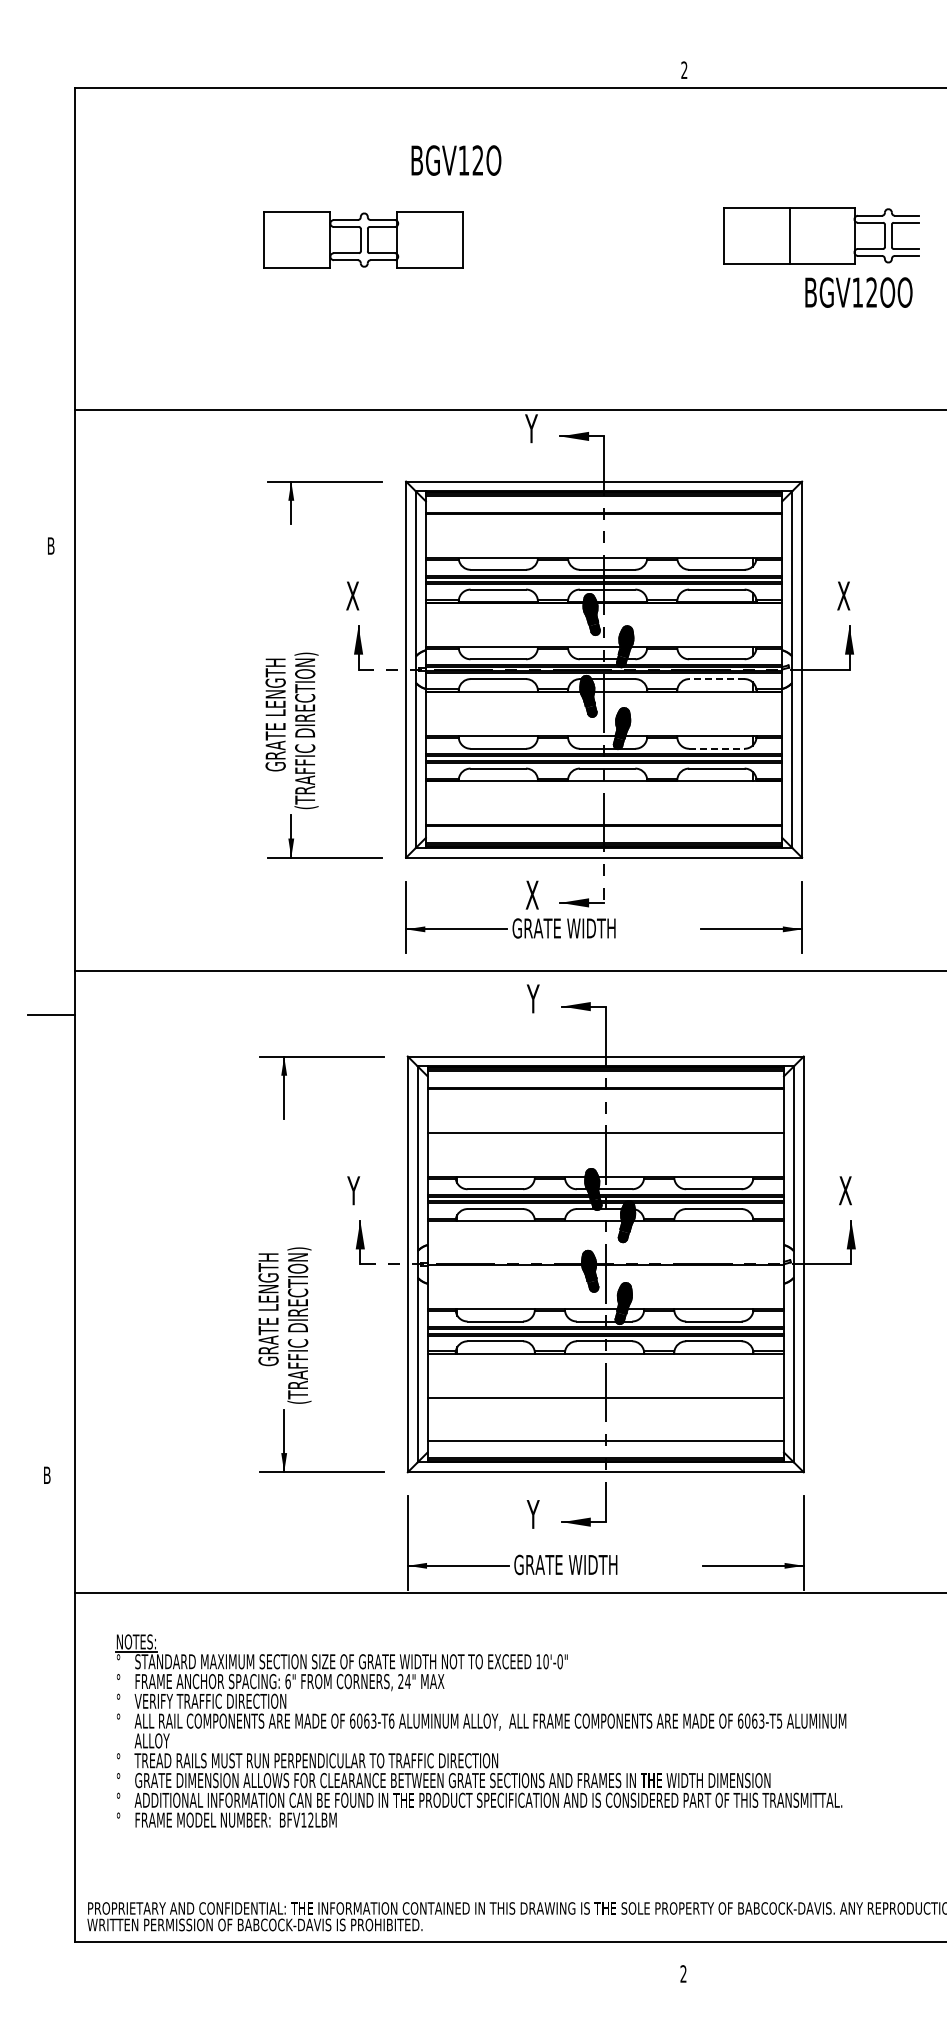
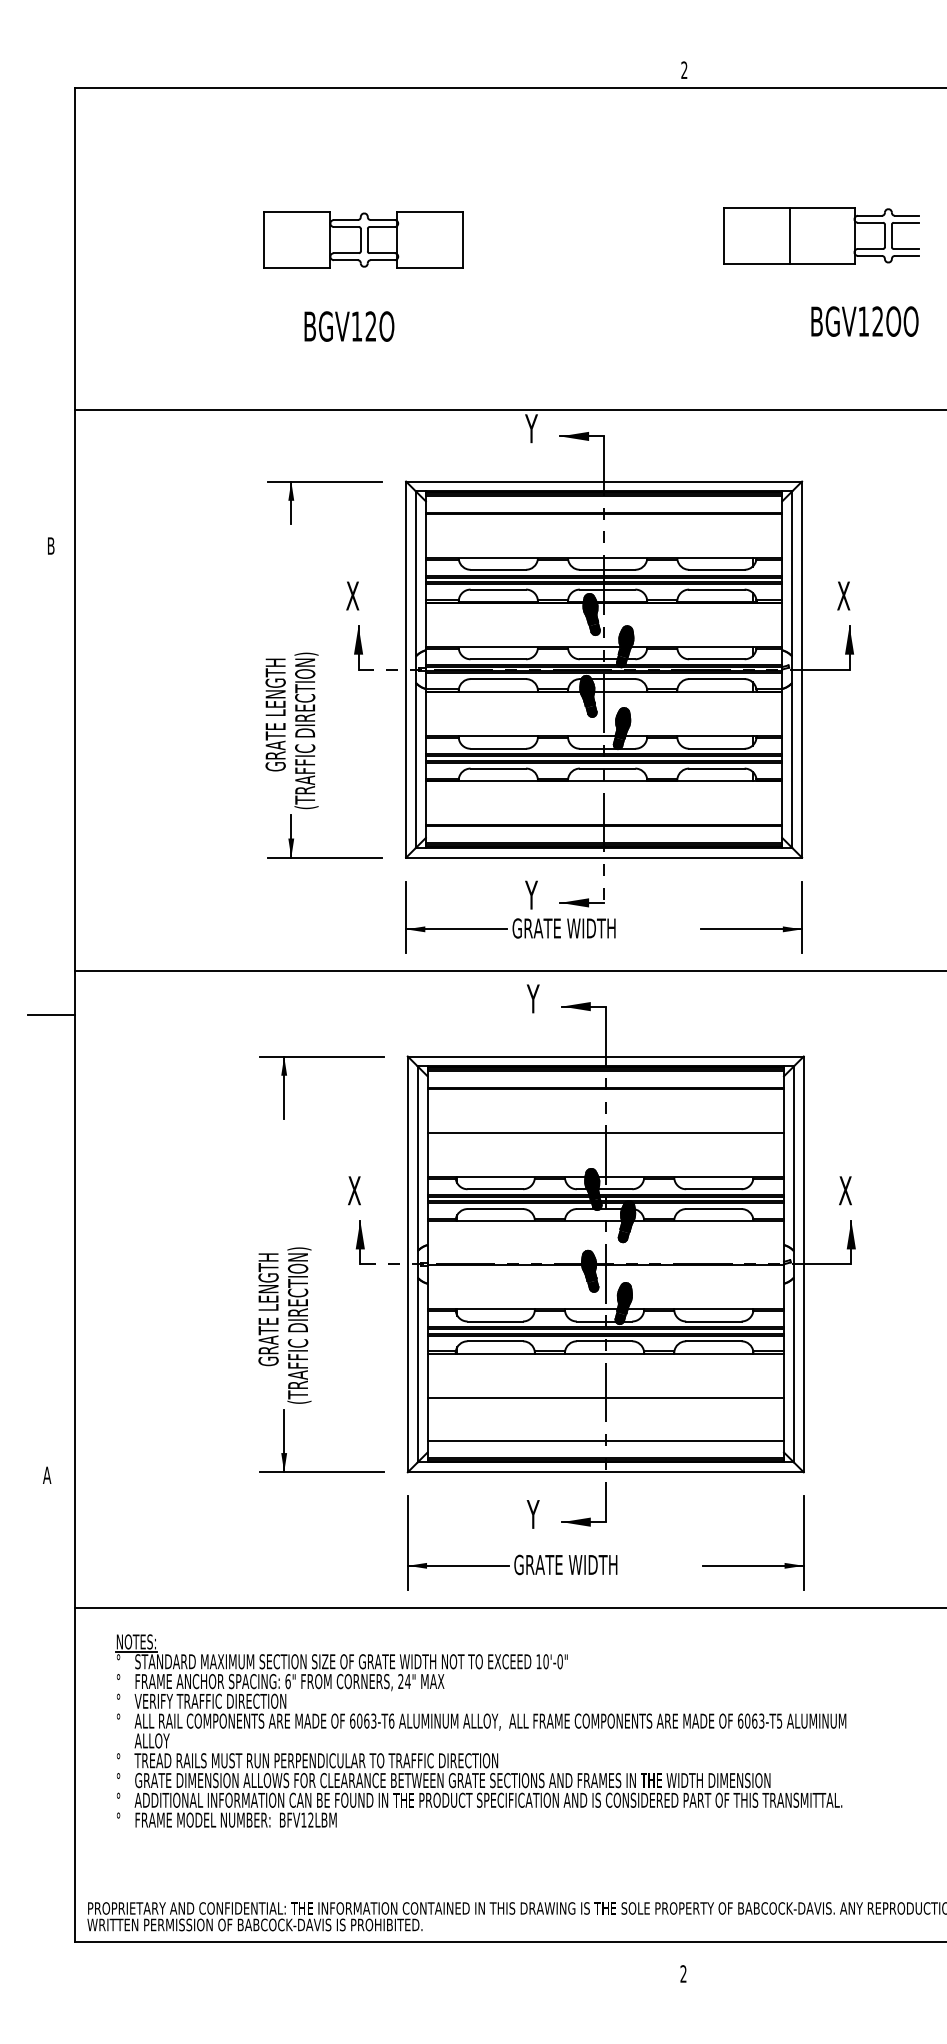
text position: (456, 160) -> (349, 326) (349, 326)
text position: (858, 292) -> (864, 321) (864, 321)
line: dashed -> solid (716, 679)
line: dashed -> solid (716, 748)
text: X -> Y (531, 894)
text: Y -> X (353, 1190)
text: B -> A (47, 1474)
line position: (508, 1593) -> (508, 1608) (508, 1608)
